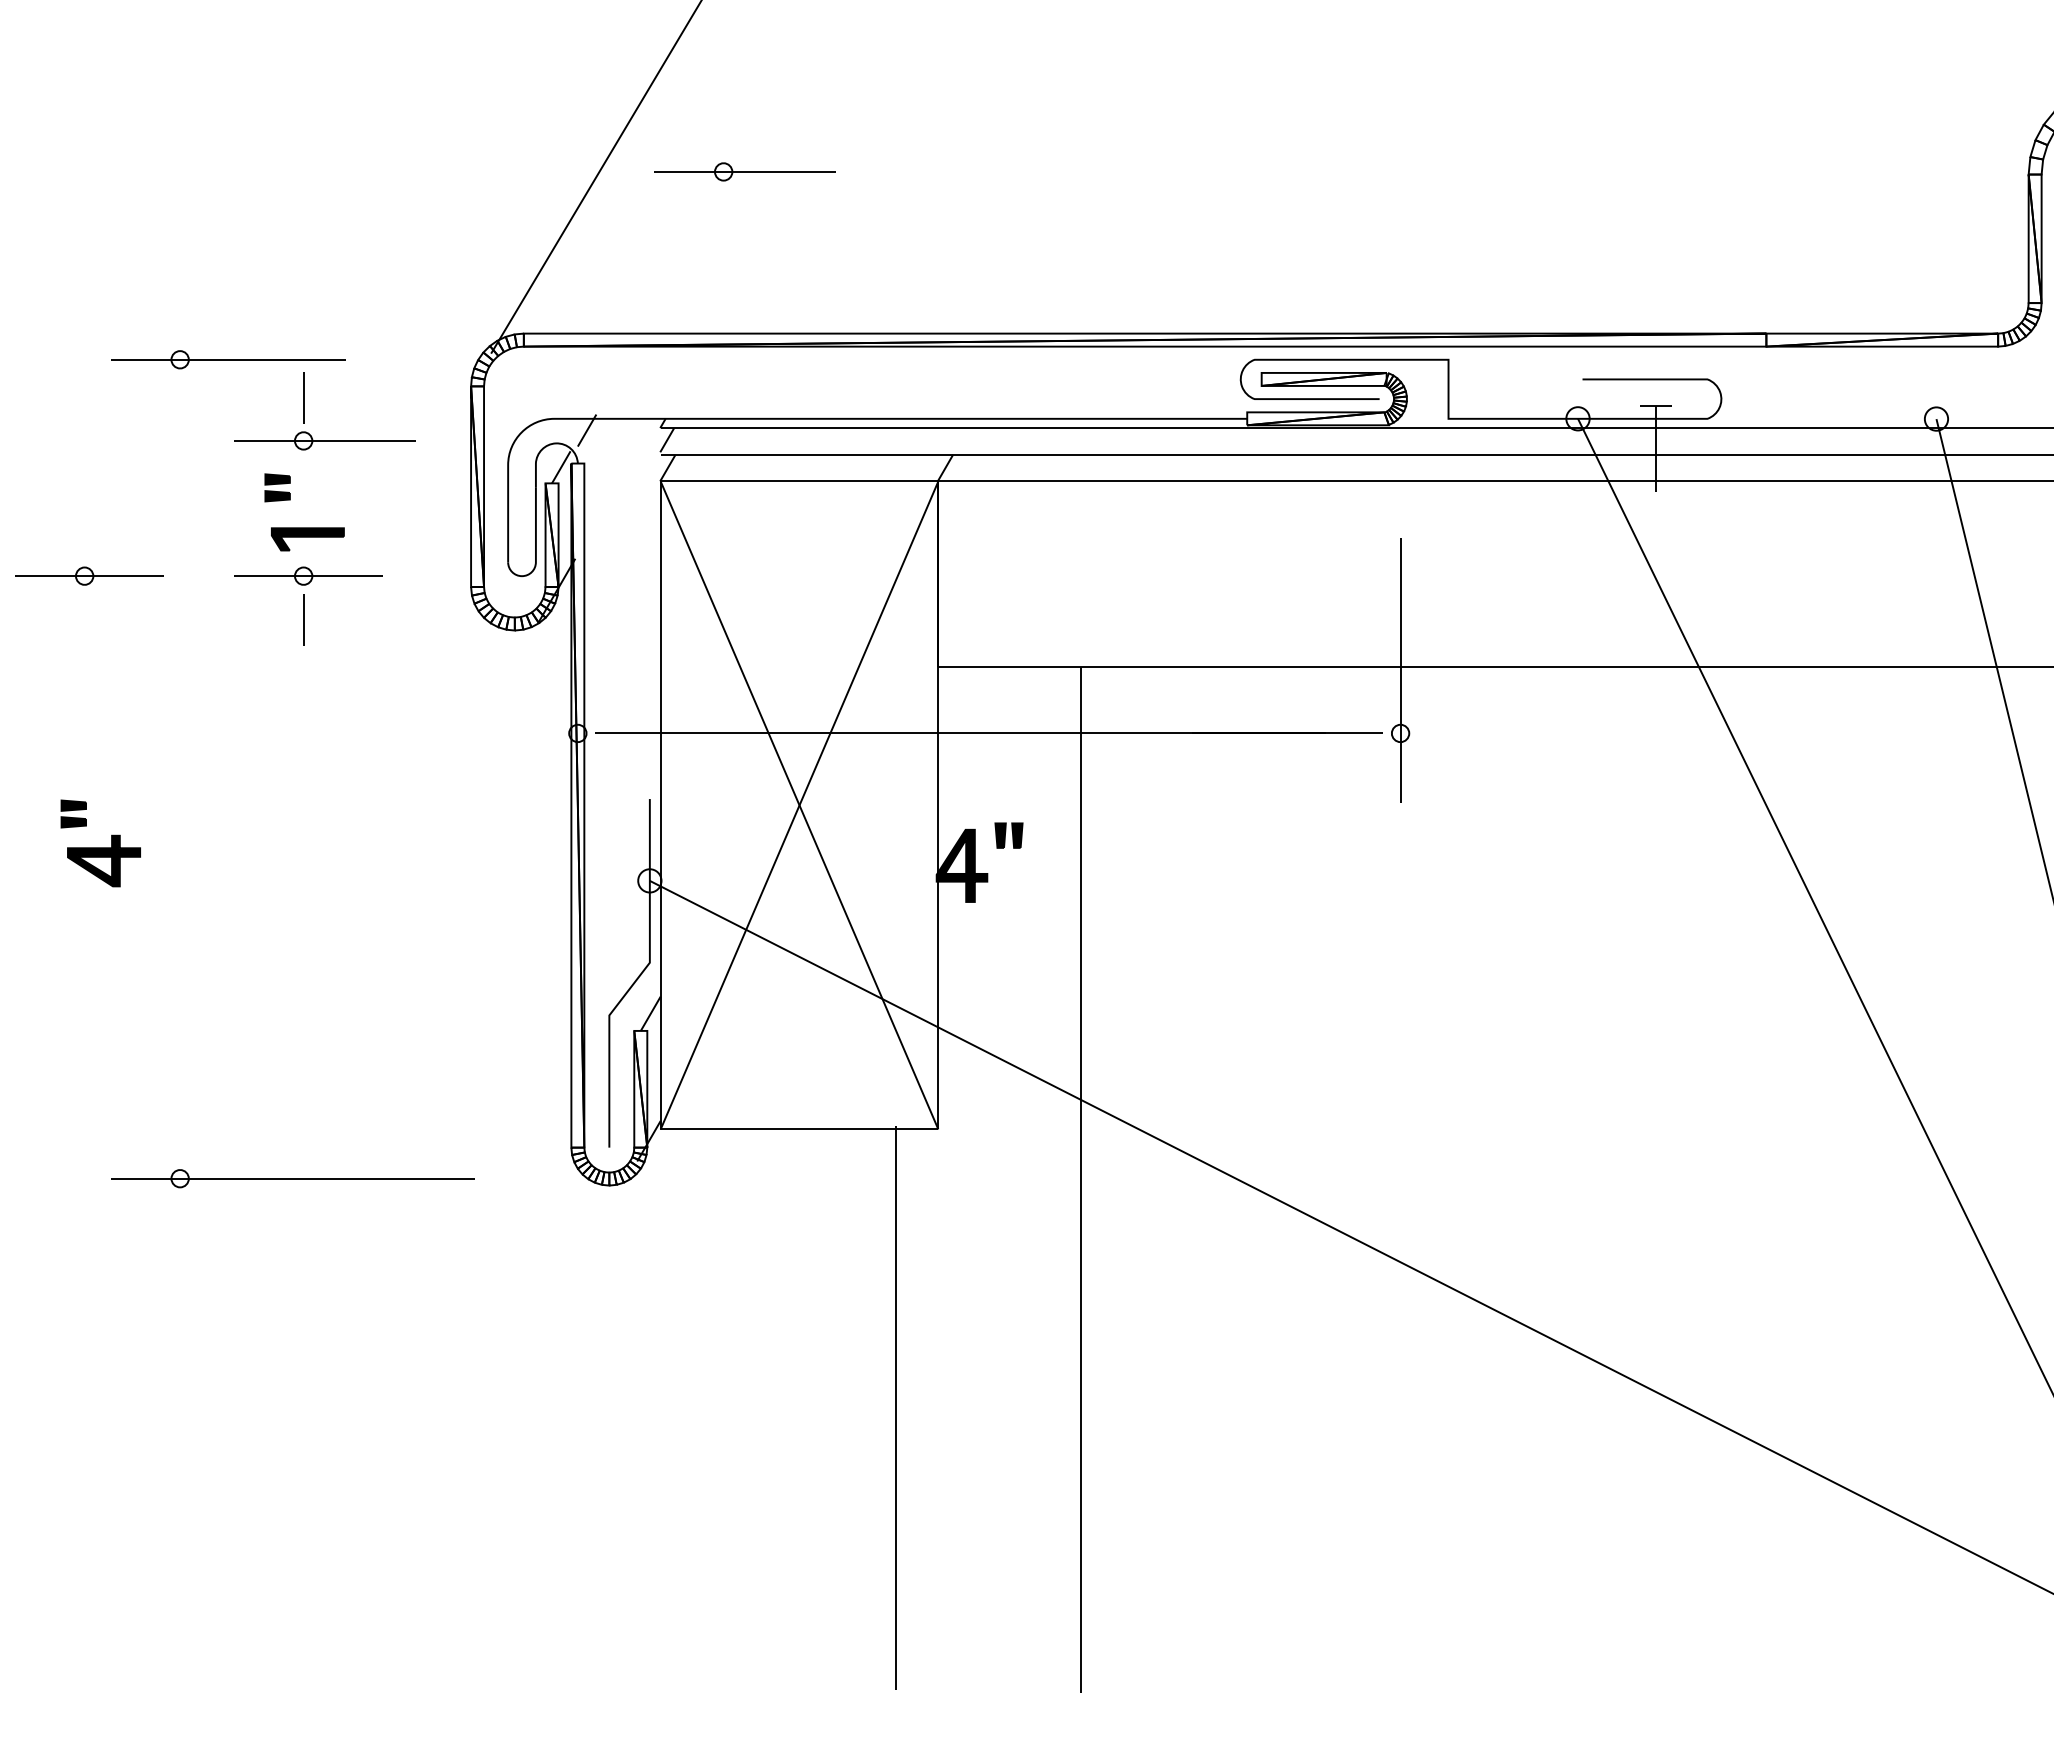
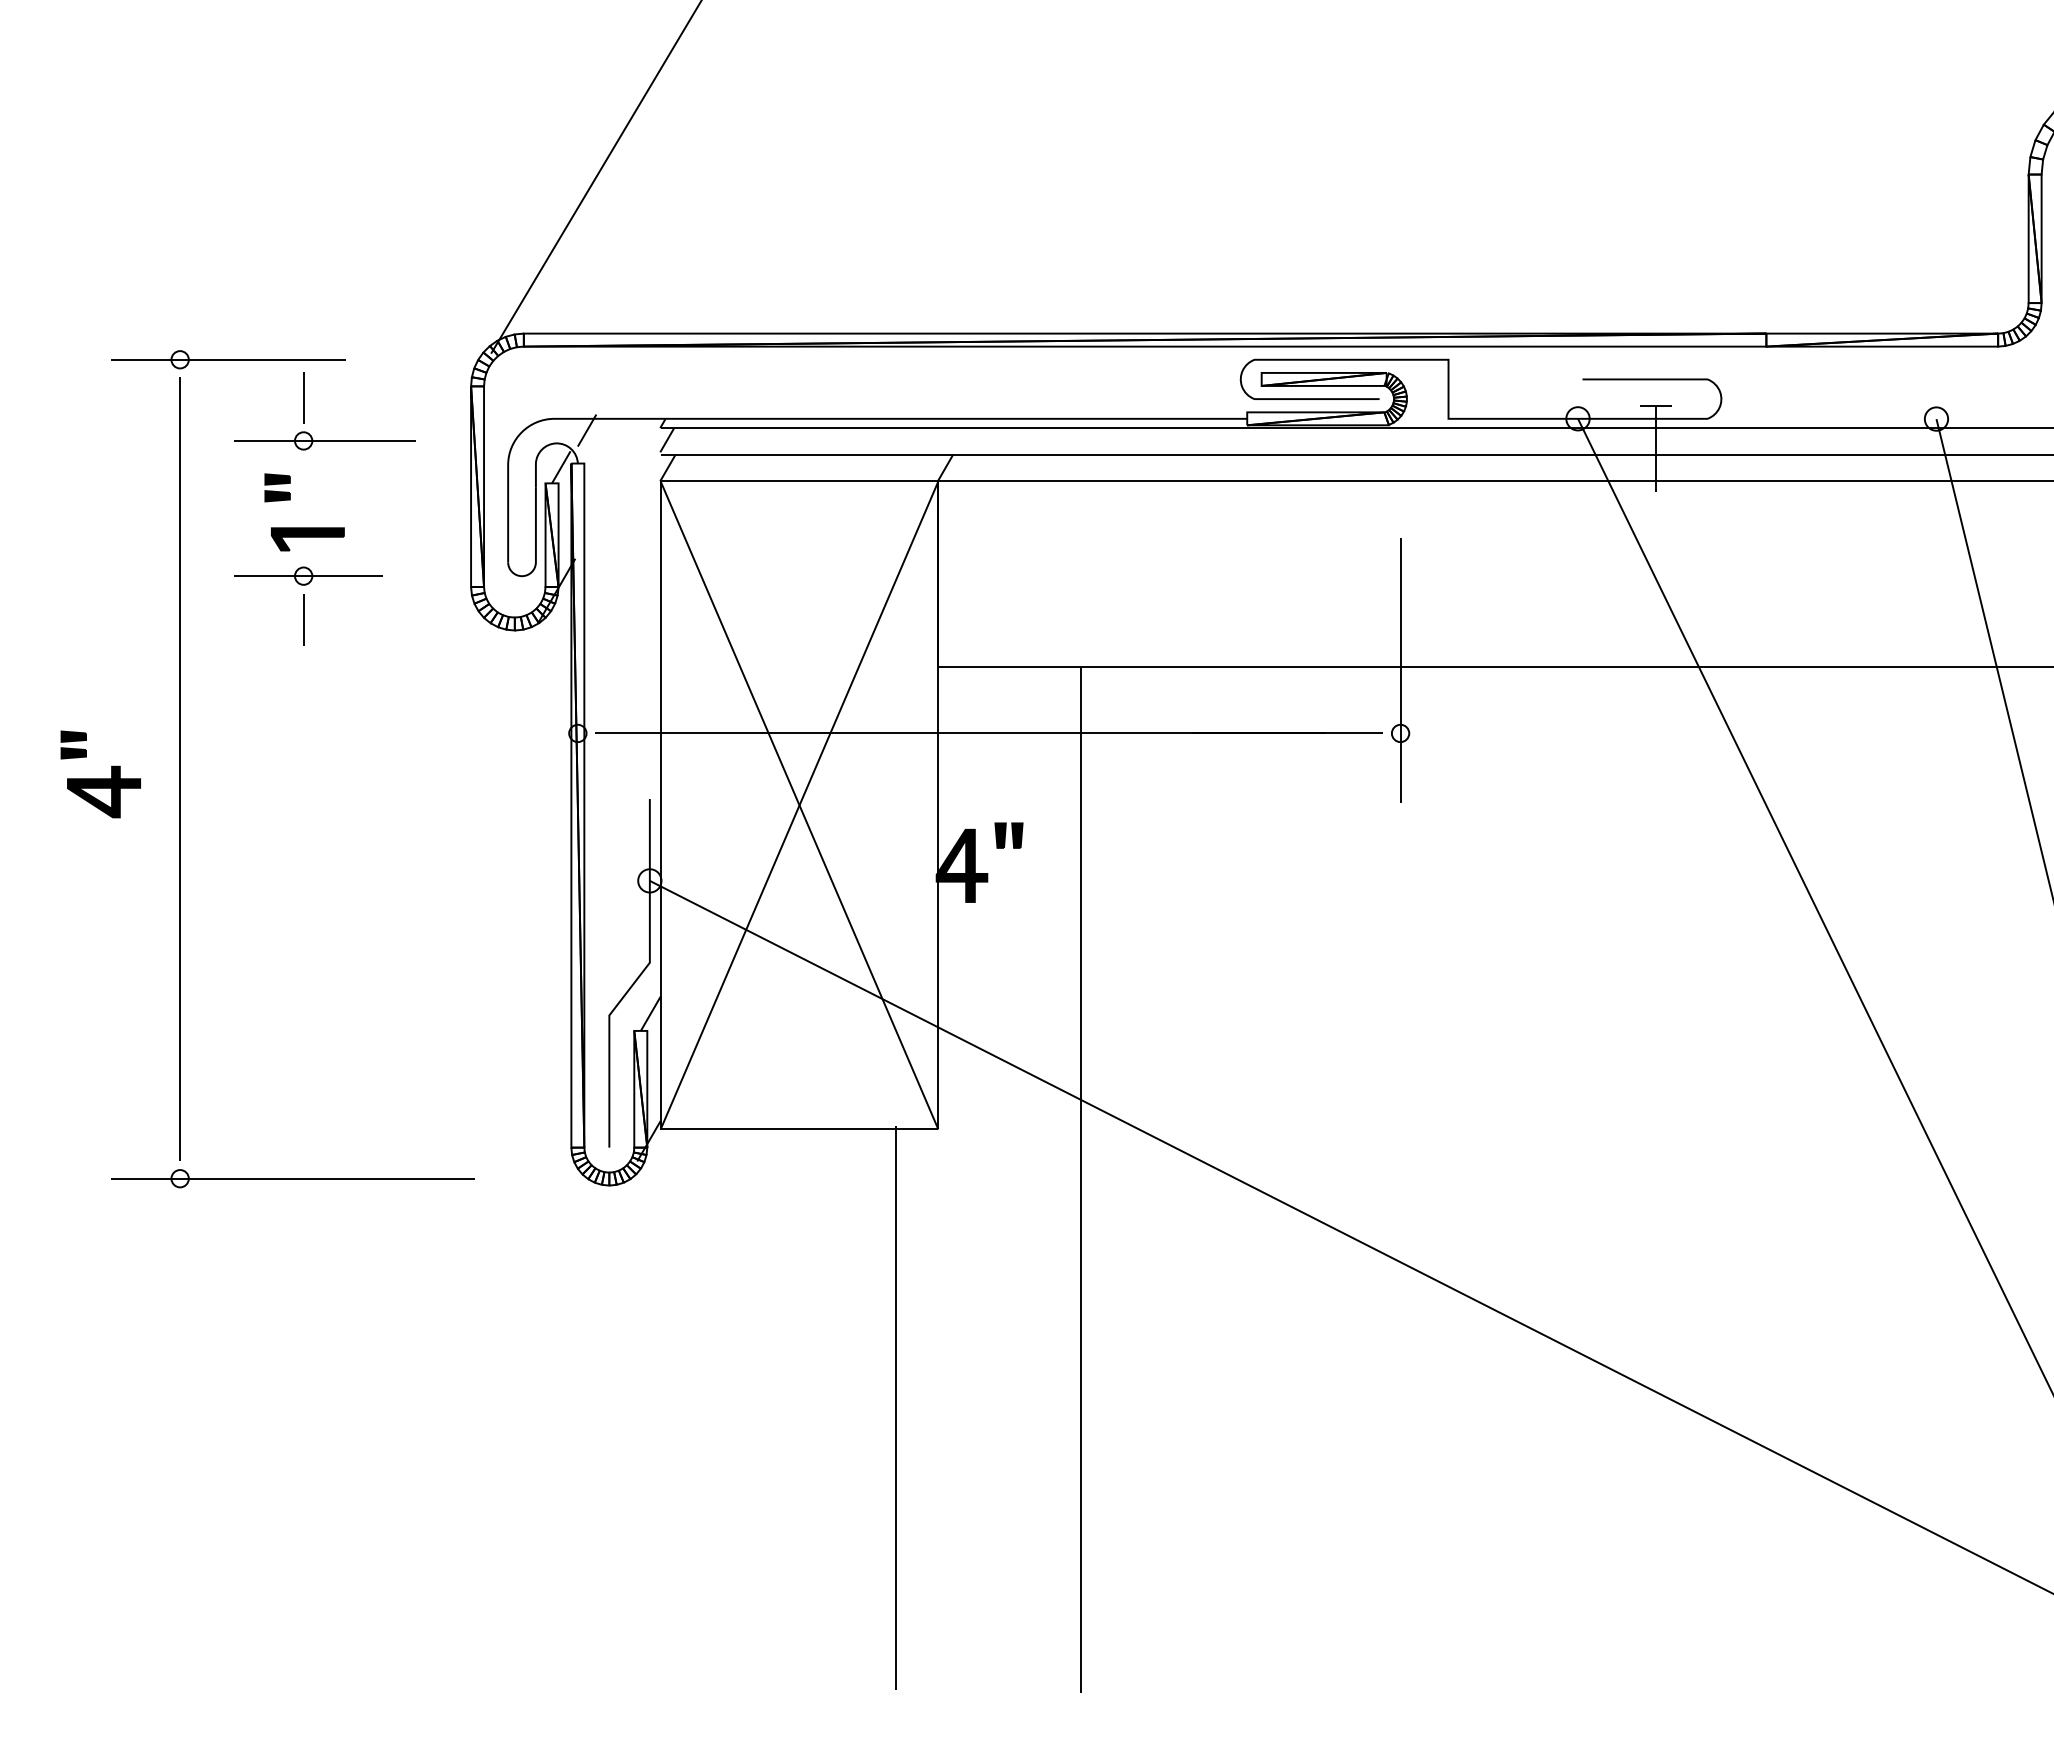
part: present -> none (744, 171)
part: present -> none (89, 575)
line: none -> present (179, 768)
part position: (100, 843) -> (100, 774) (100, 774)
